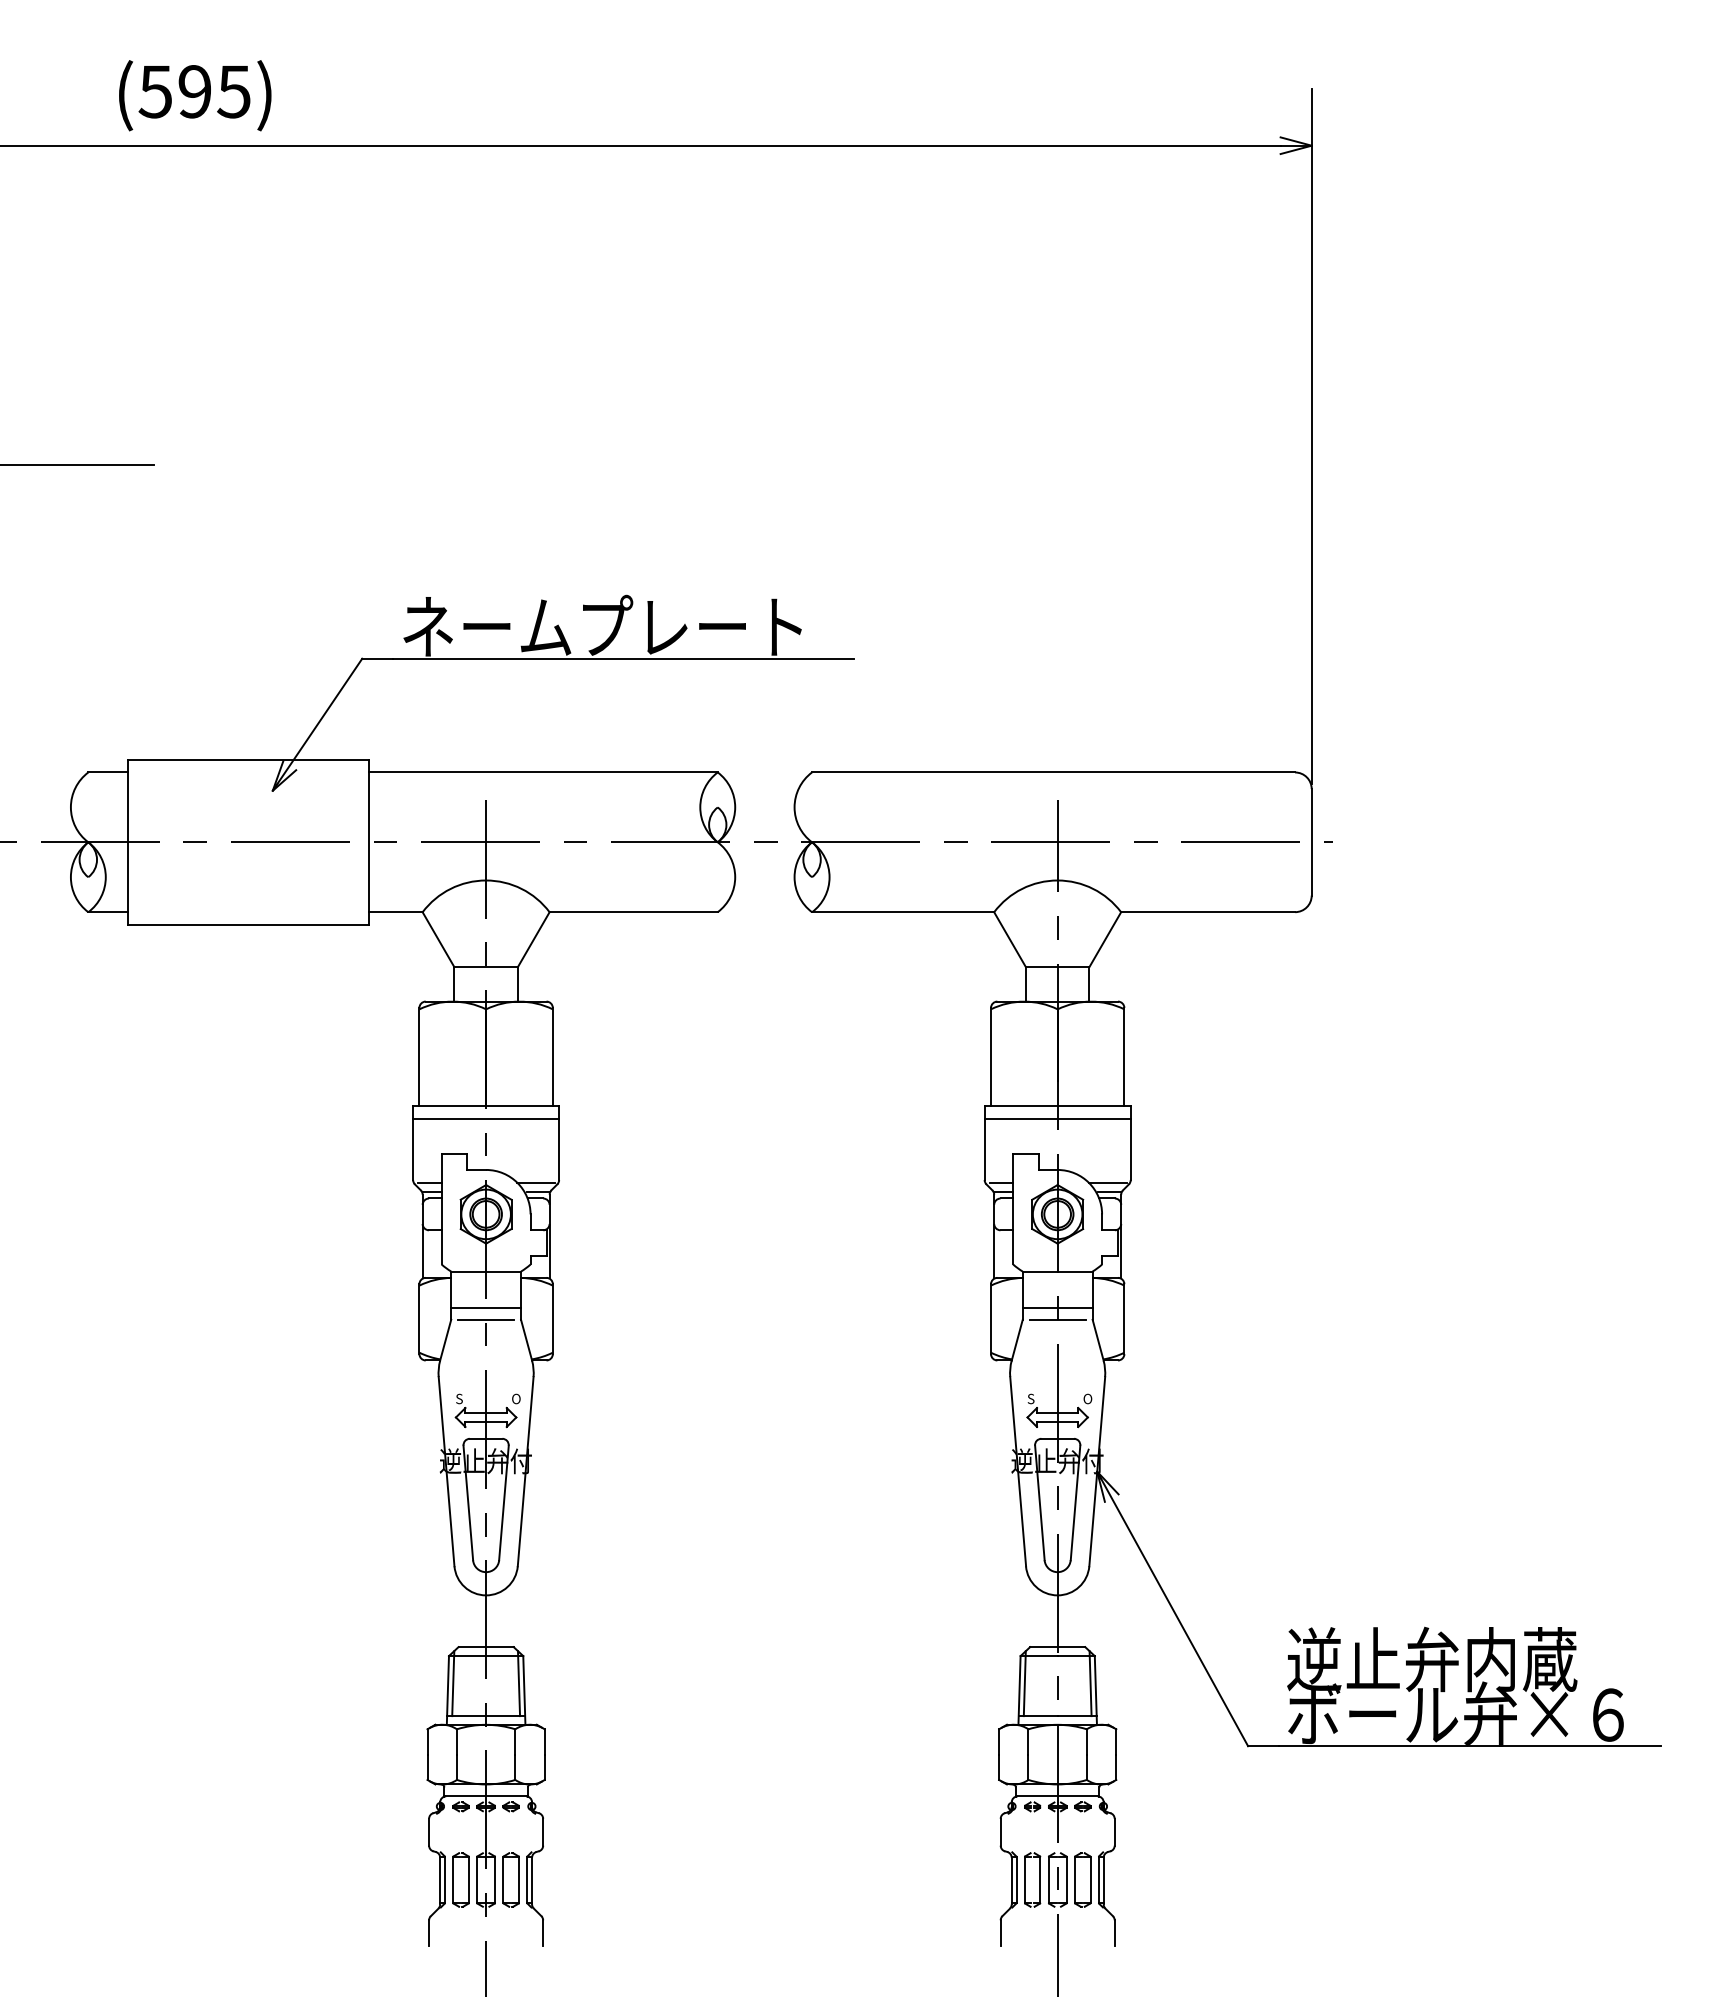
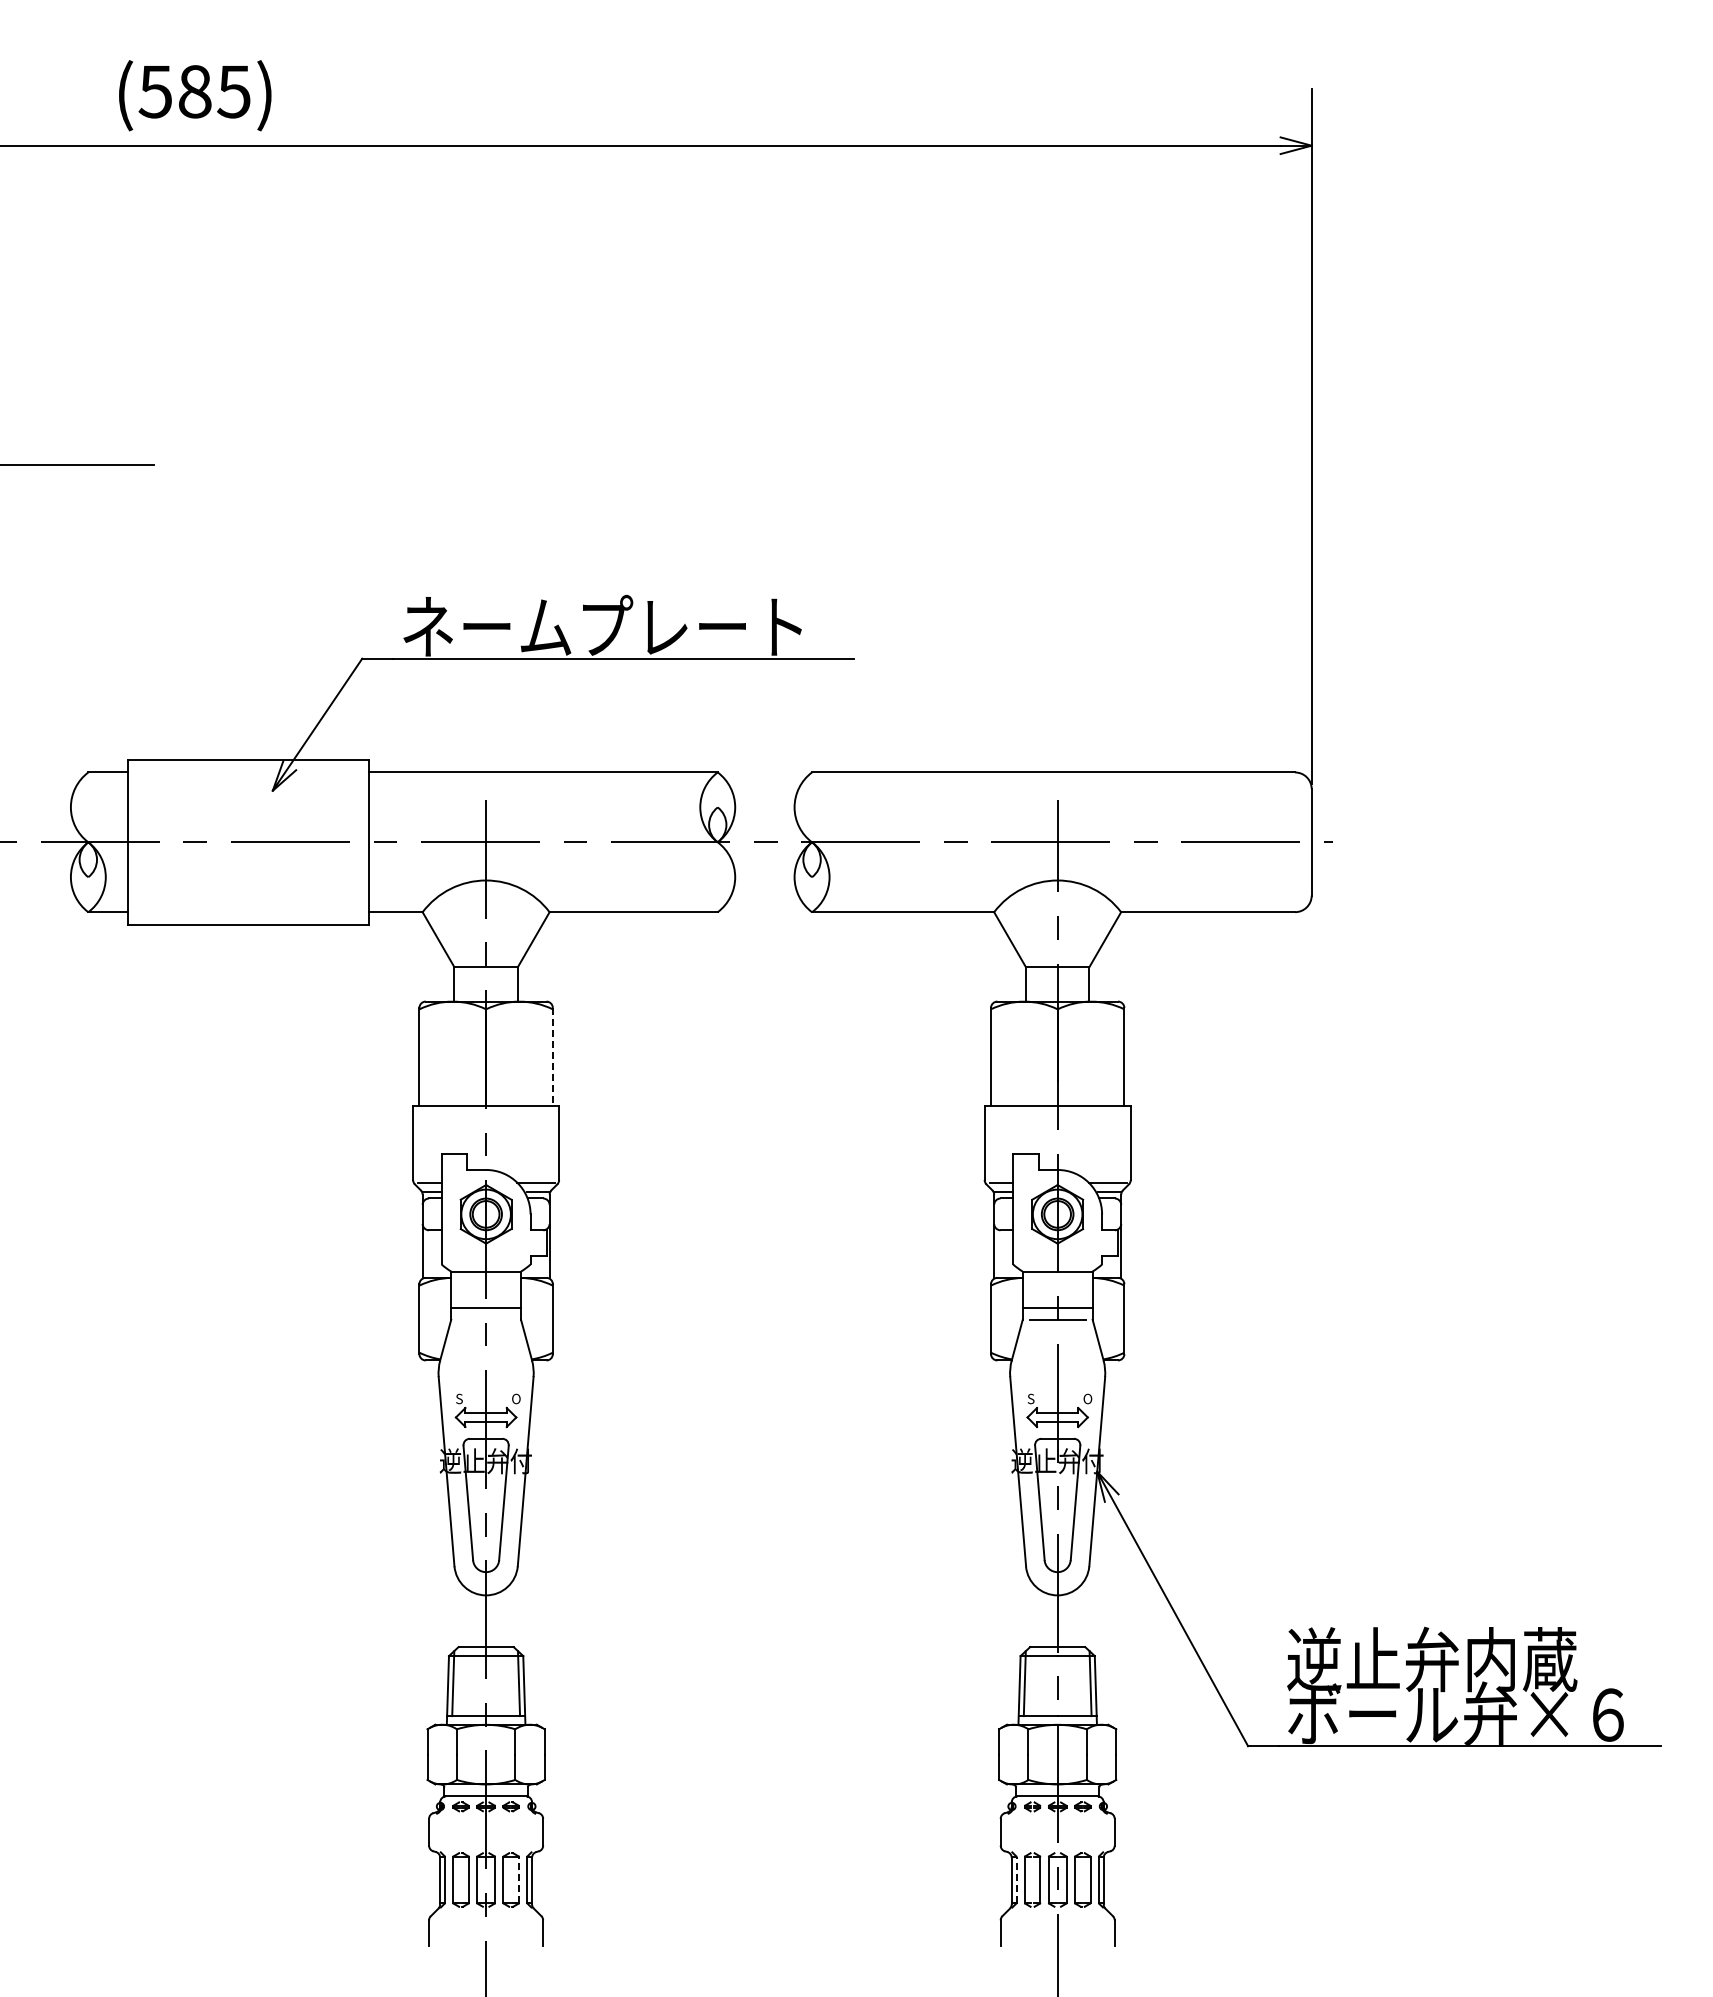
text: (595) -> (585) (194, 91)
line: solid -> dashed (552, 1057)
line: present -> none (486, 1119)
line: present -> none (1057, 1119)
line: present -> none (486, 1319)
line: solid -> dashed (518, 1880)
line: solid -> dashed (1016, 1880)
